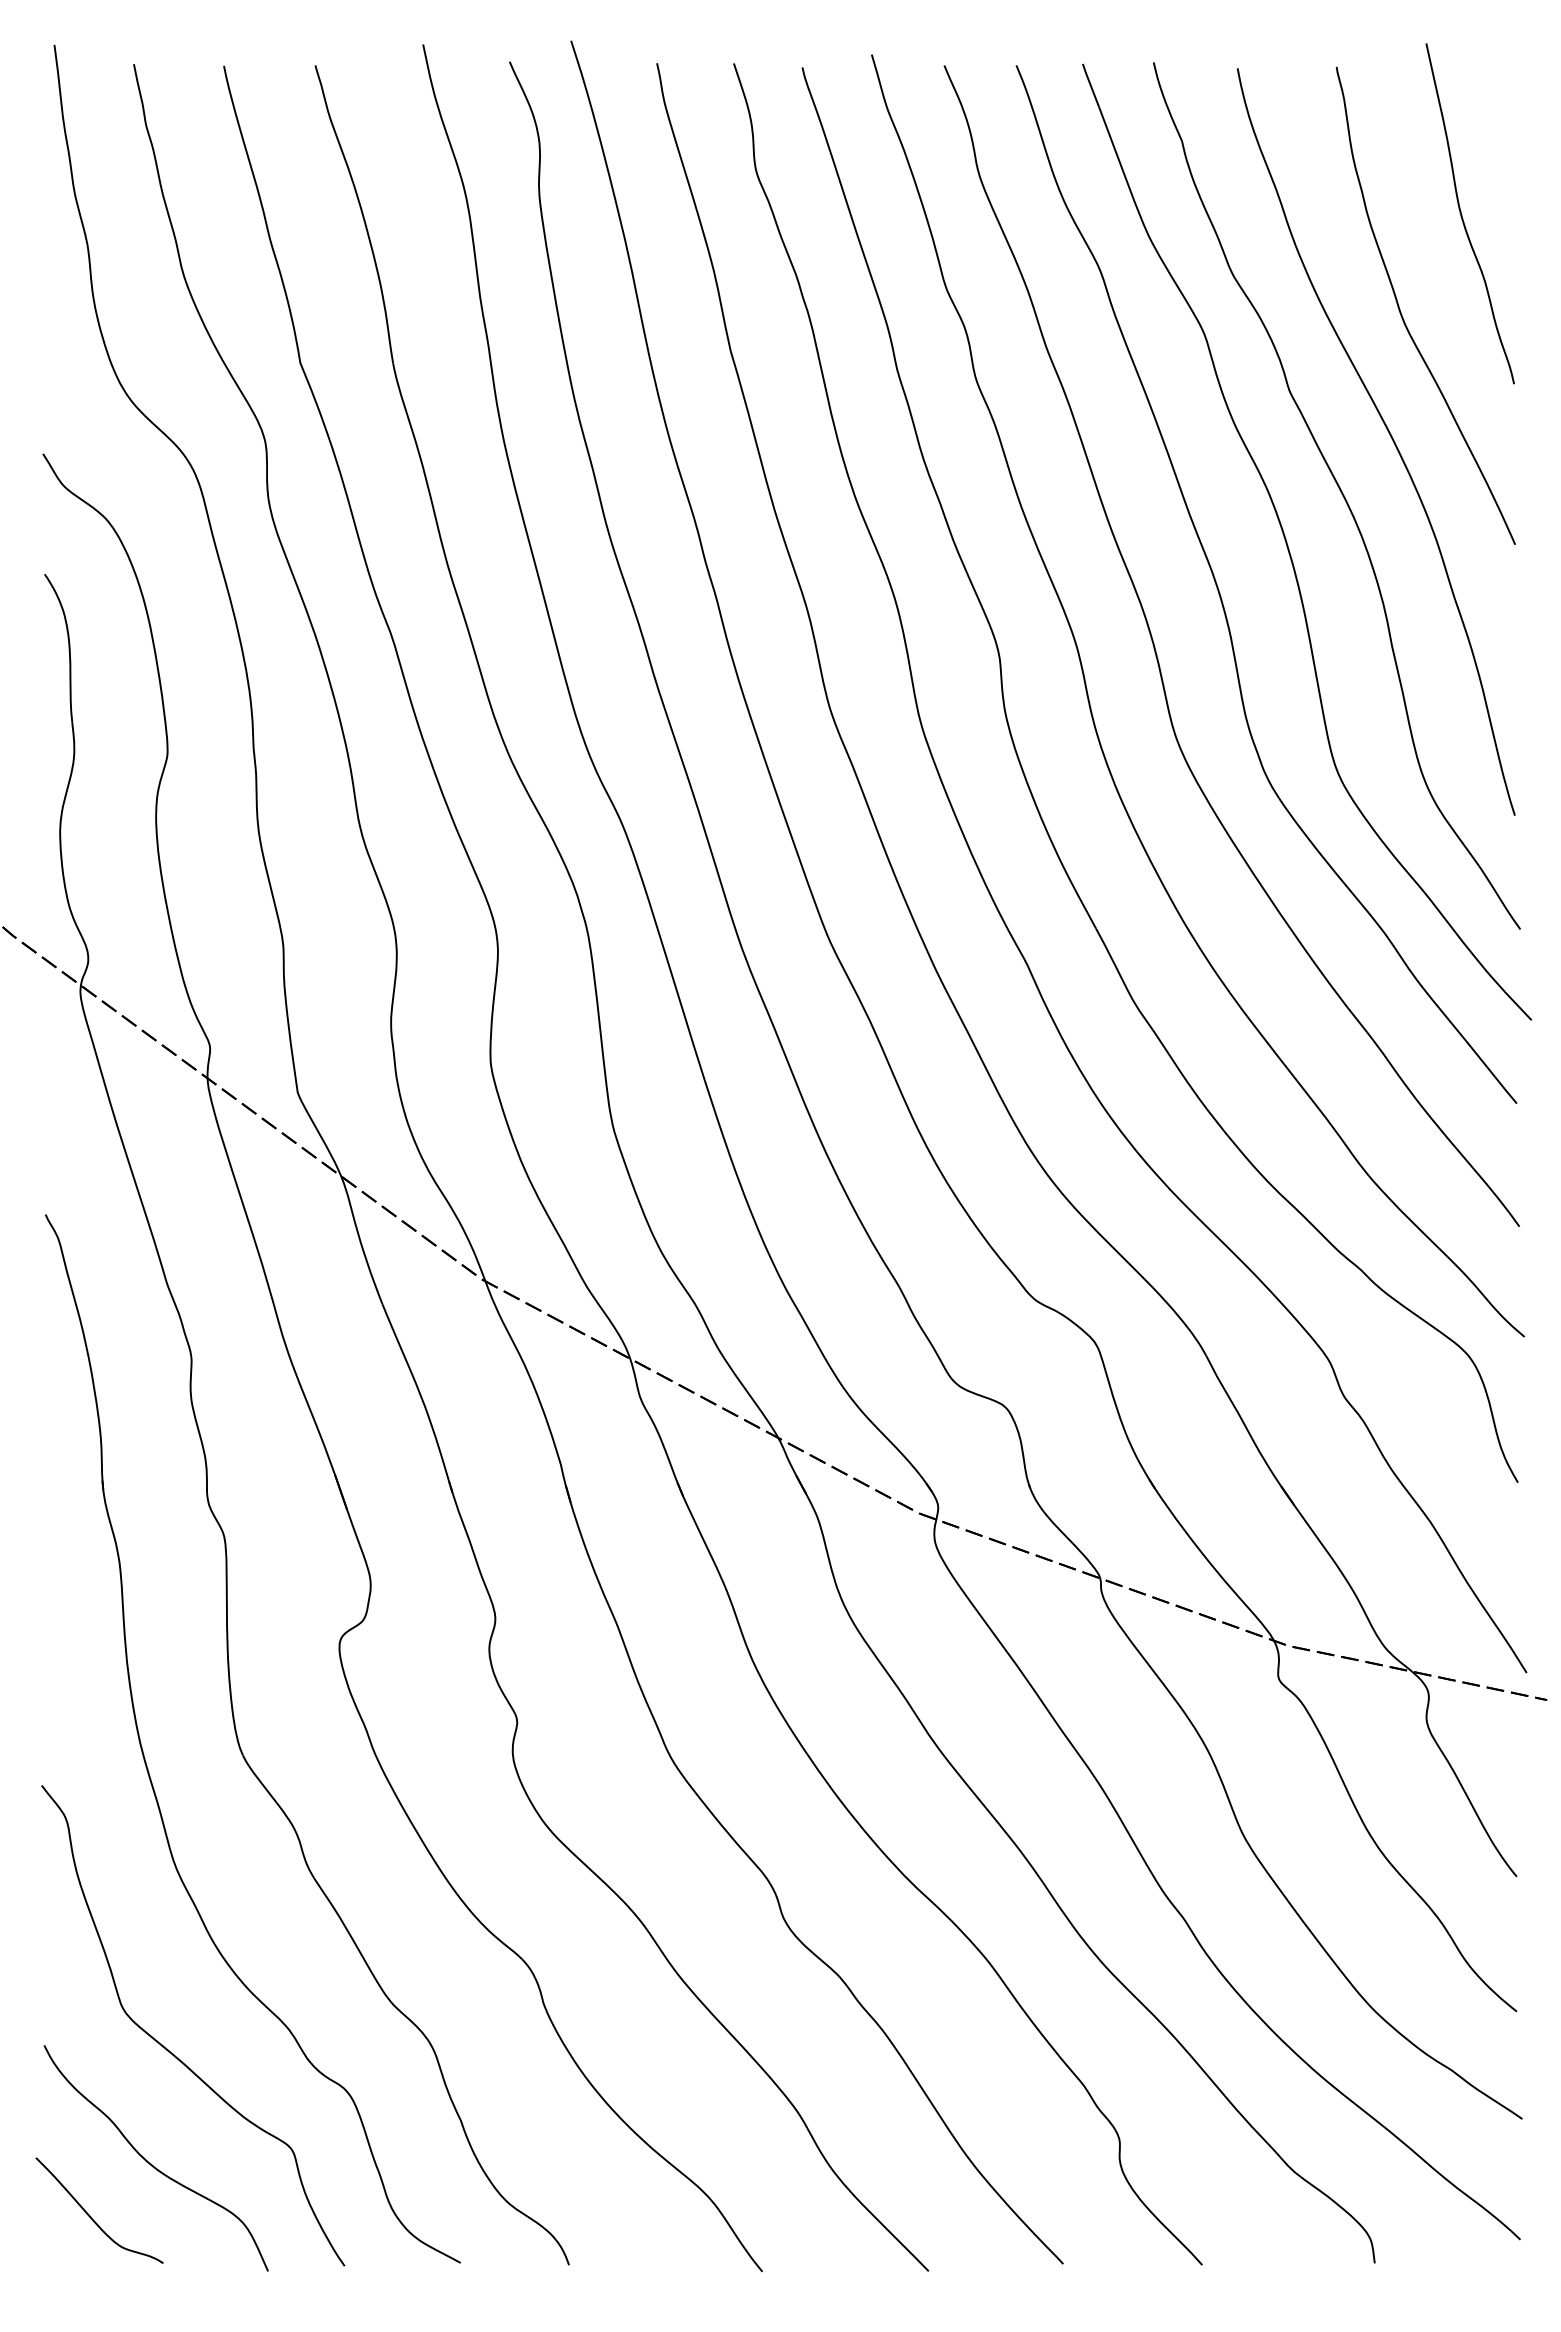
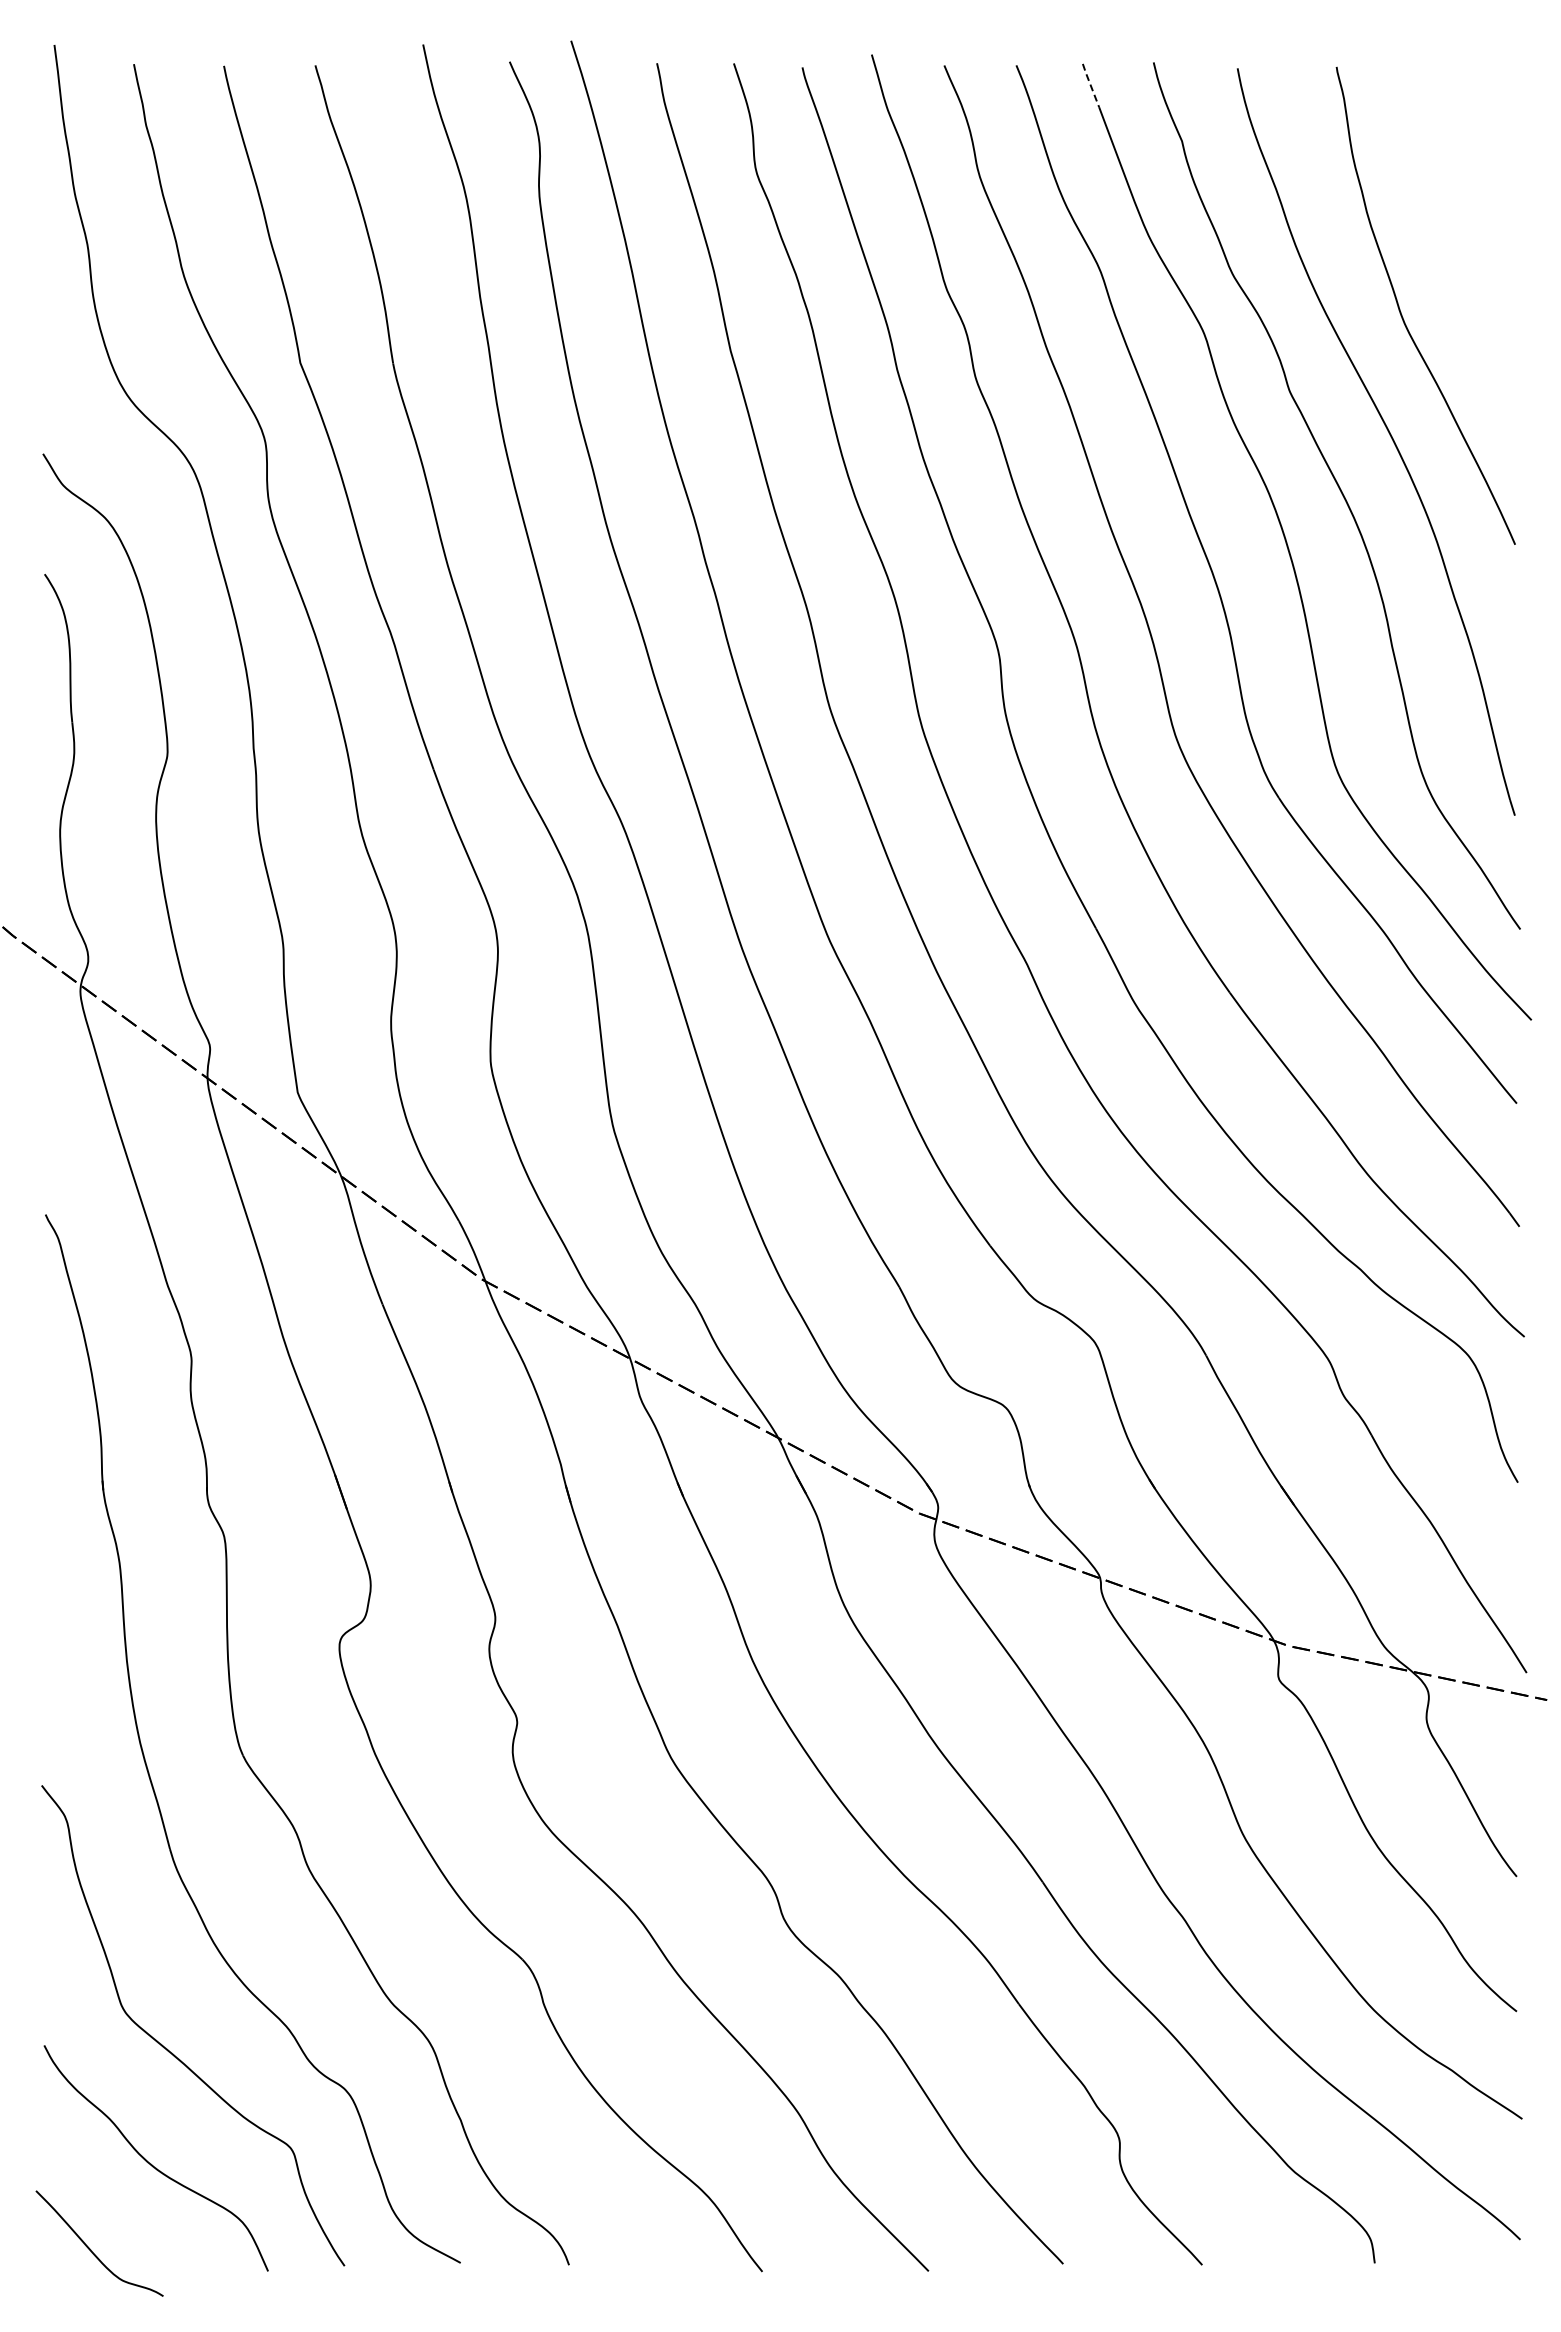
line: solid -> dashed (1090, 85)
curve: present -> none (1462, 214)
curve position: (91, 2216) -> (91, 2249) (91, 2249)
